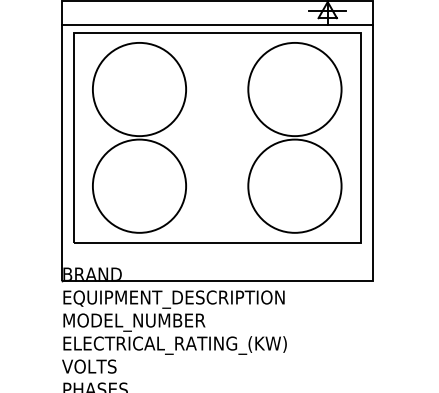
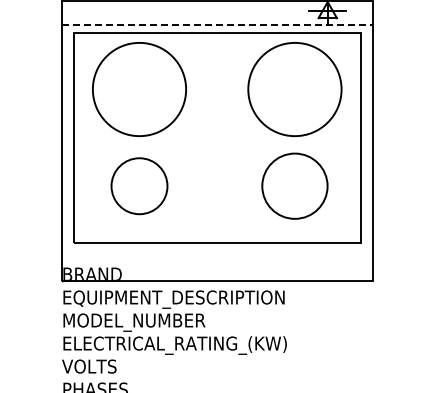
line: solid -> dashed (217, 25)
circle diameter: 93 px -> 56 px (139, 186)
circle diameter: 93 px -> 65 px (294, 185)
